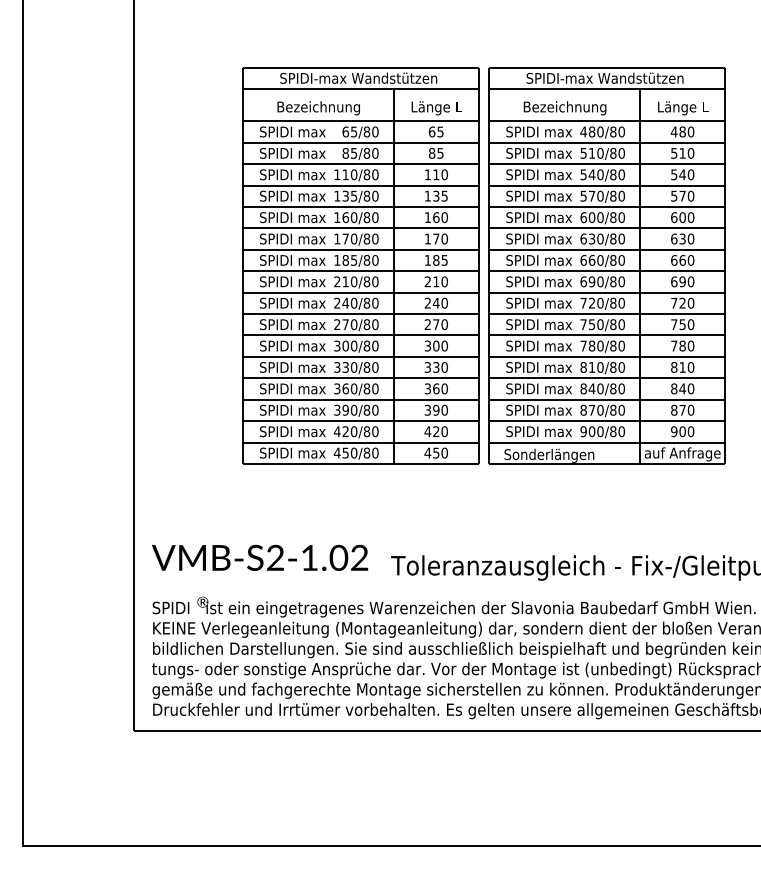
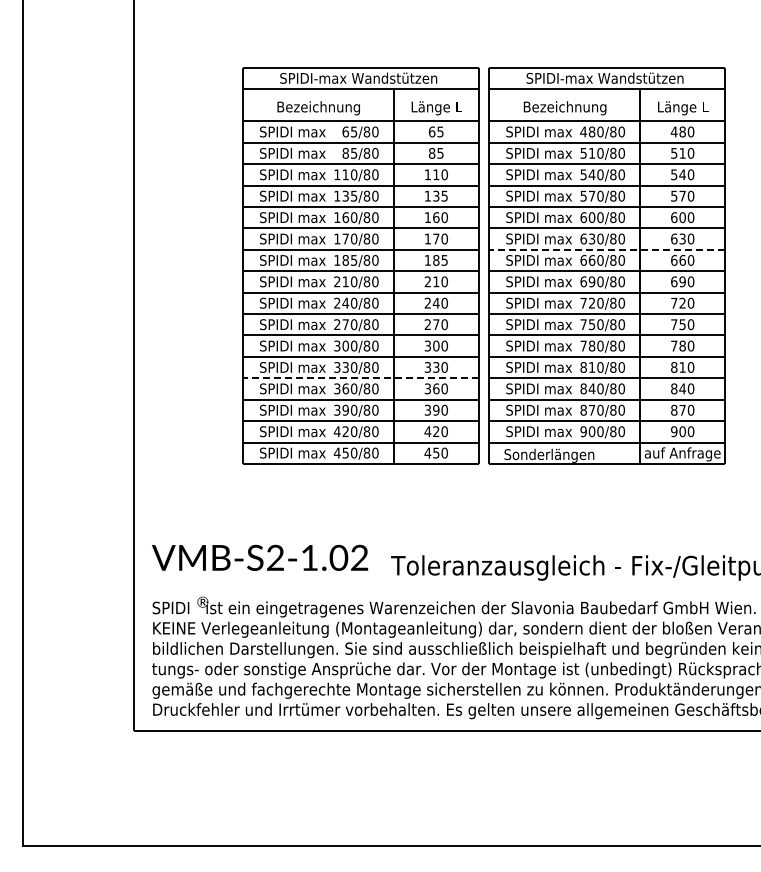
line: solid -> dashed (607, 249)
line: solid -> dashed (360, 378)
